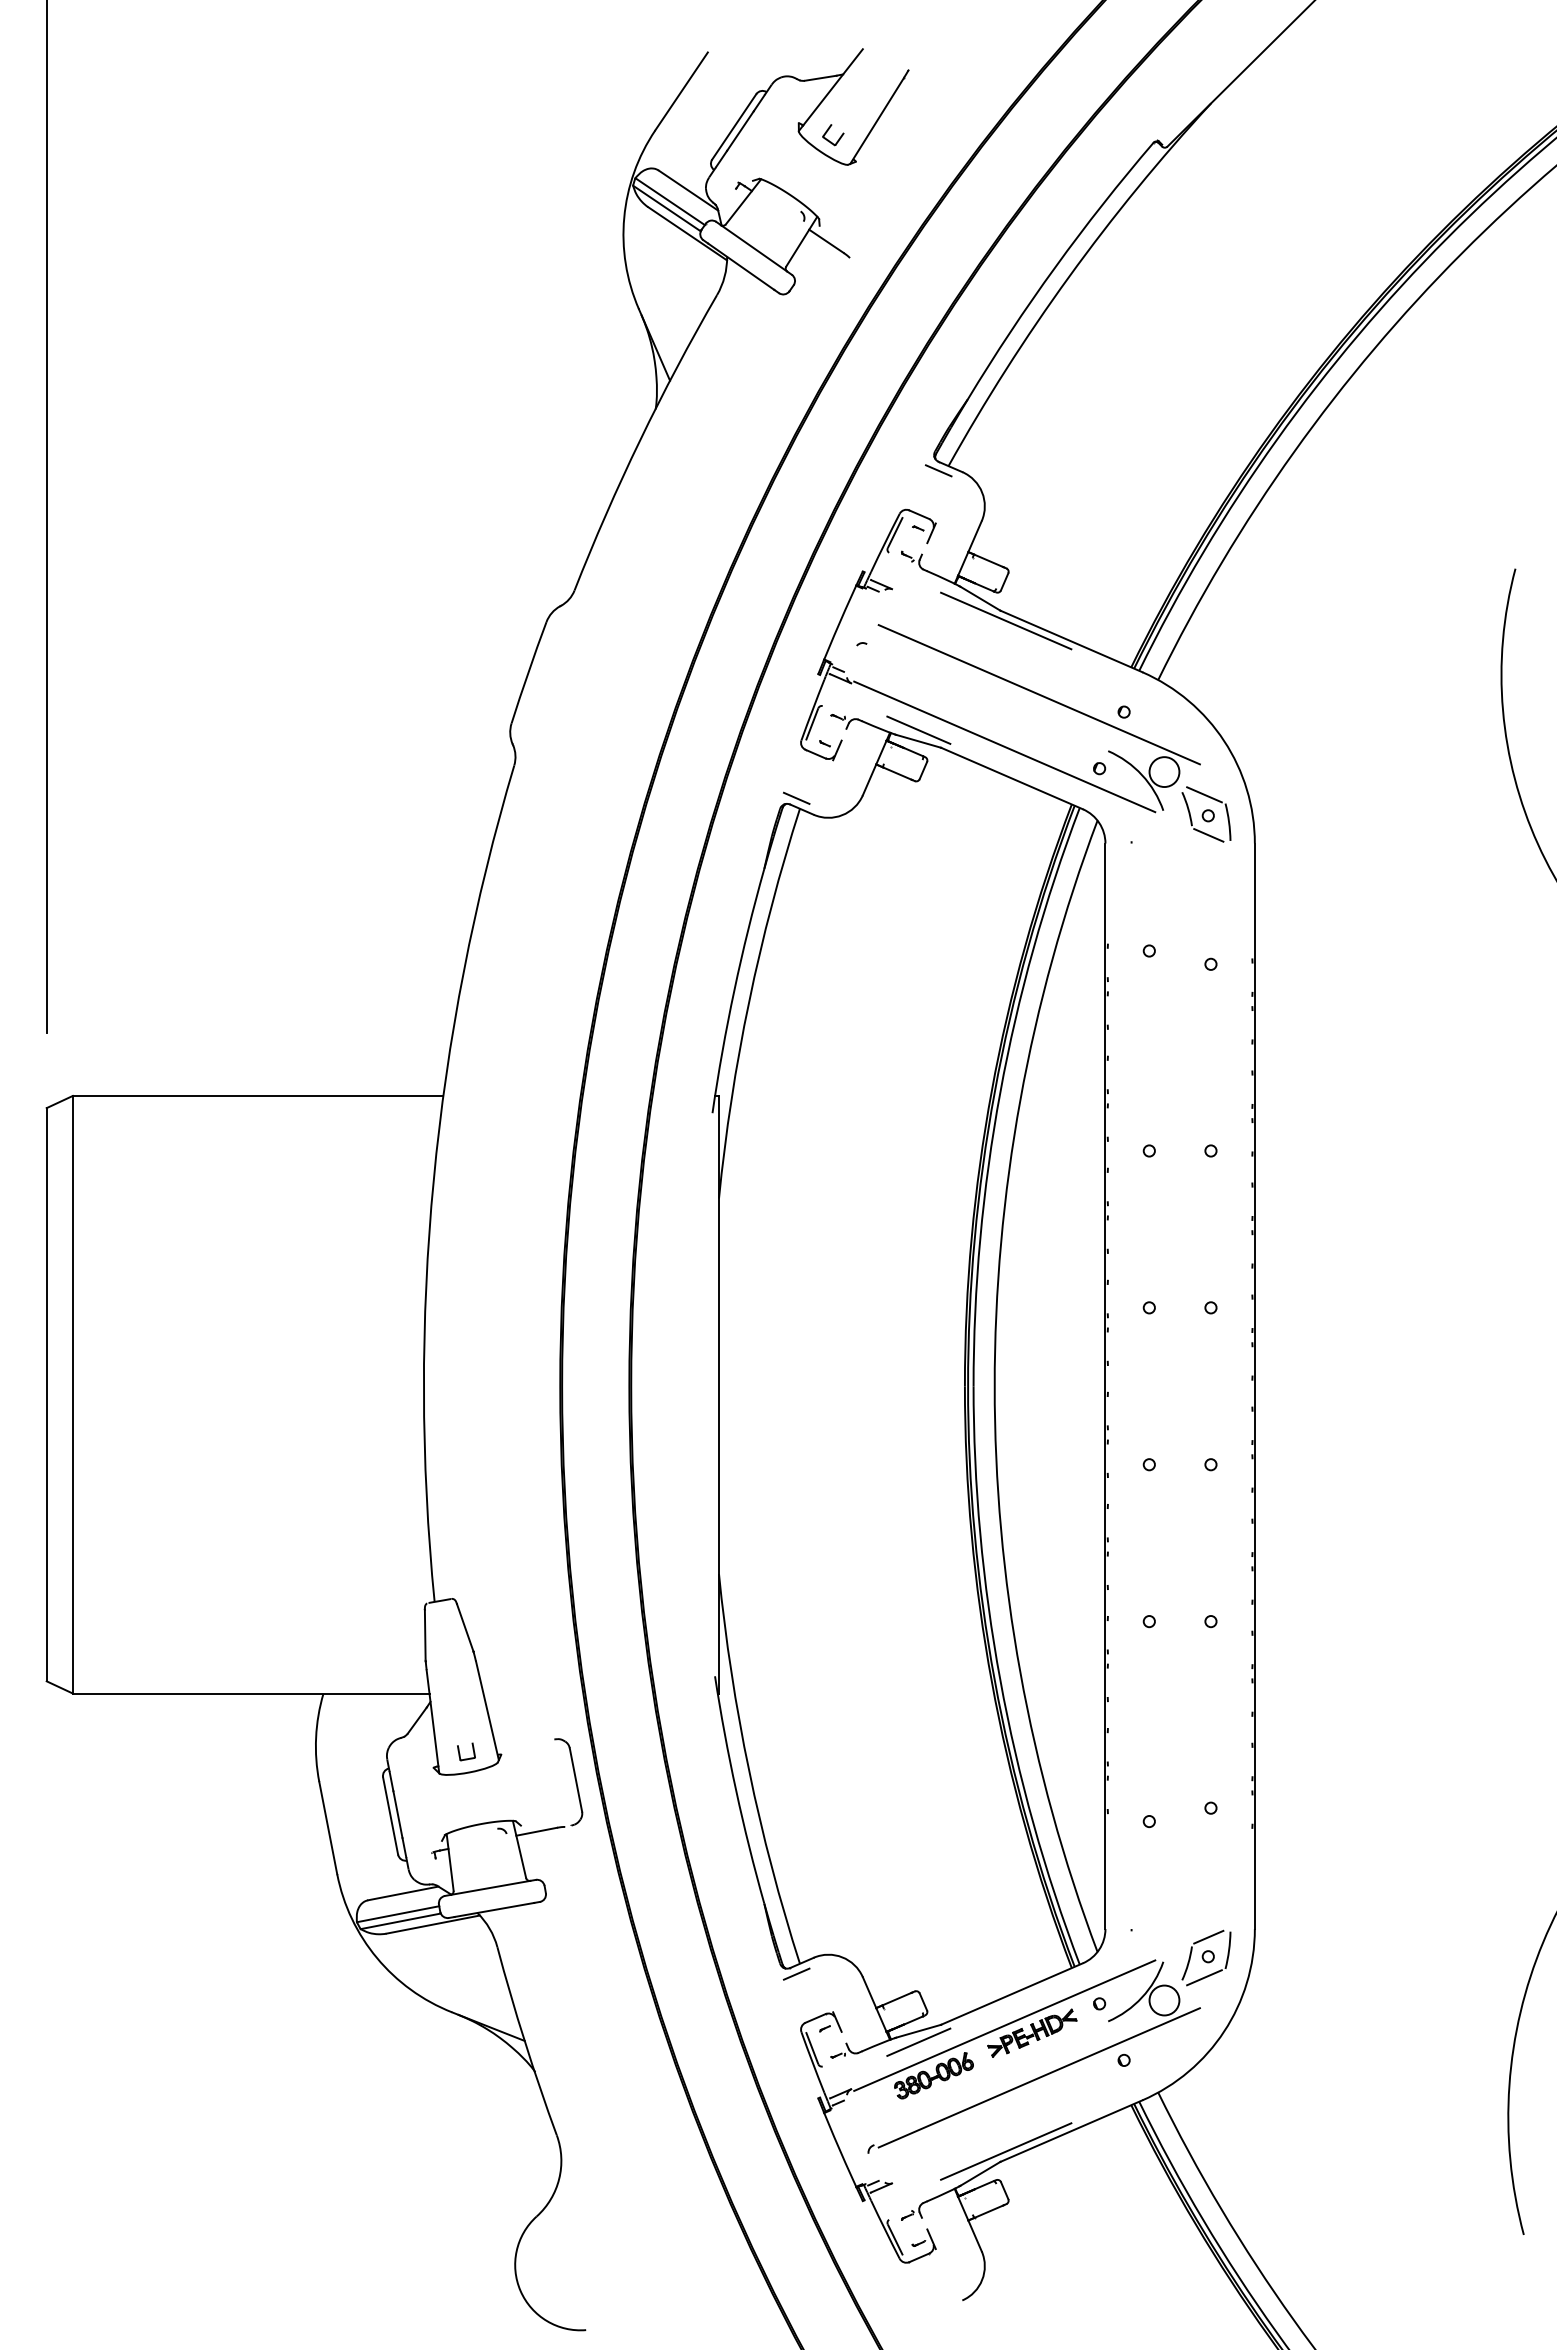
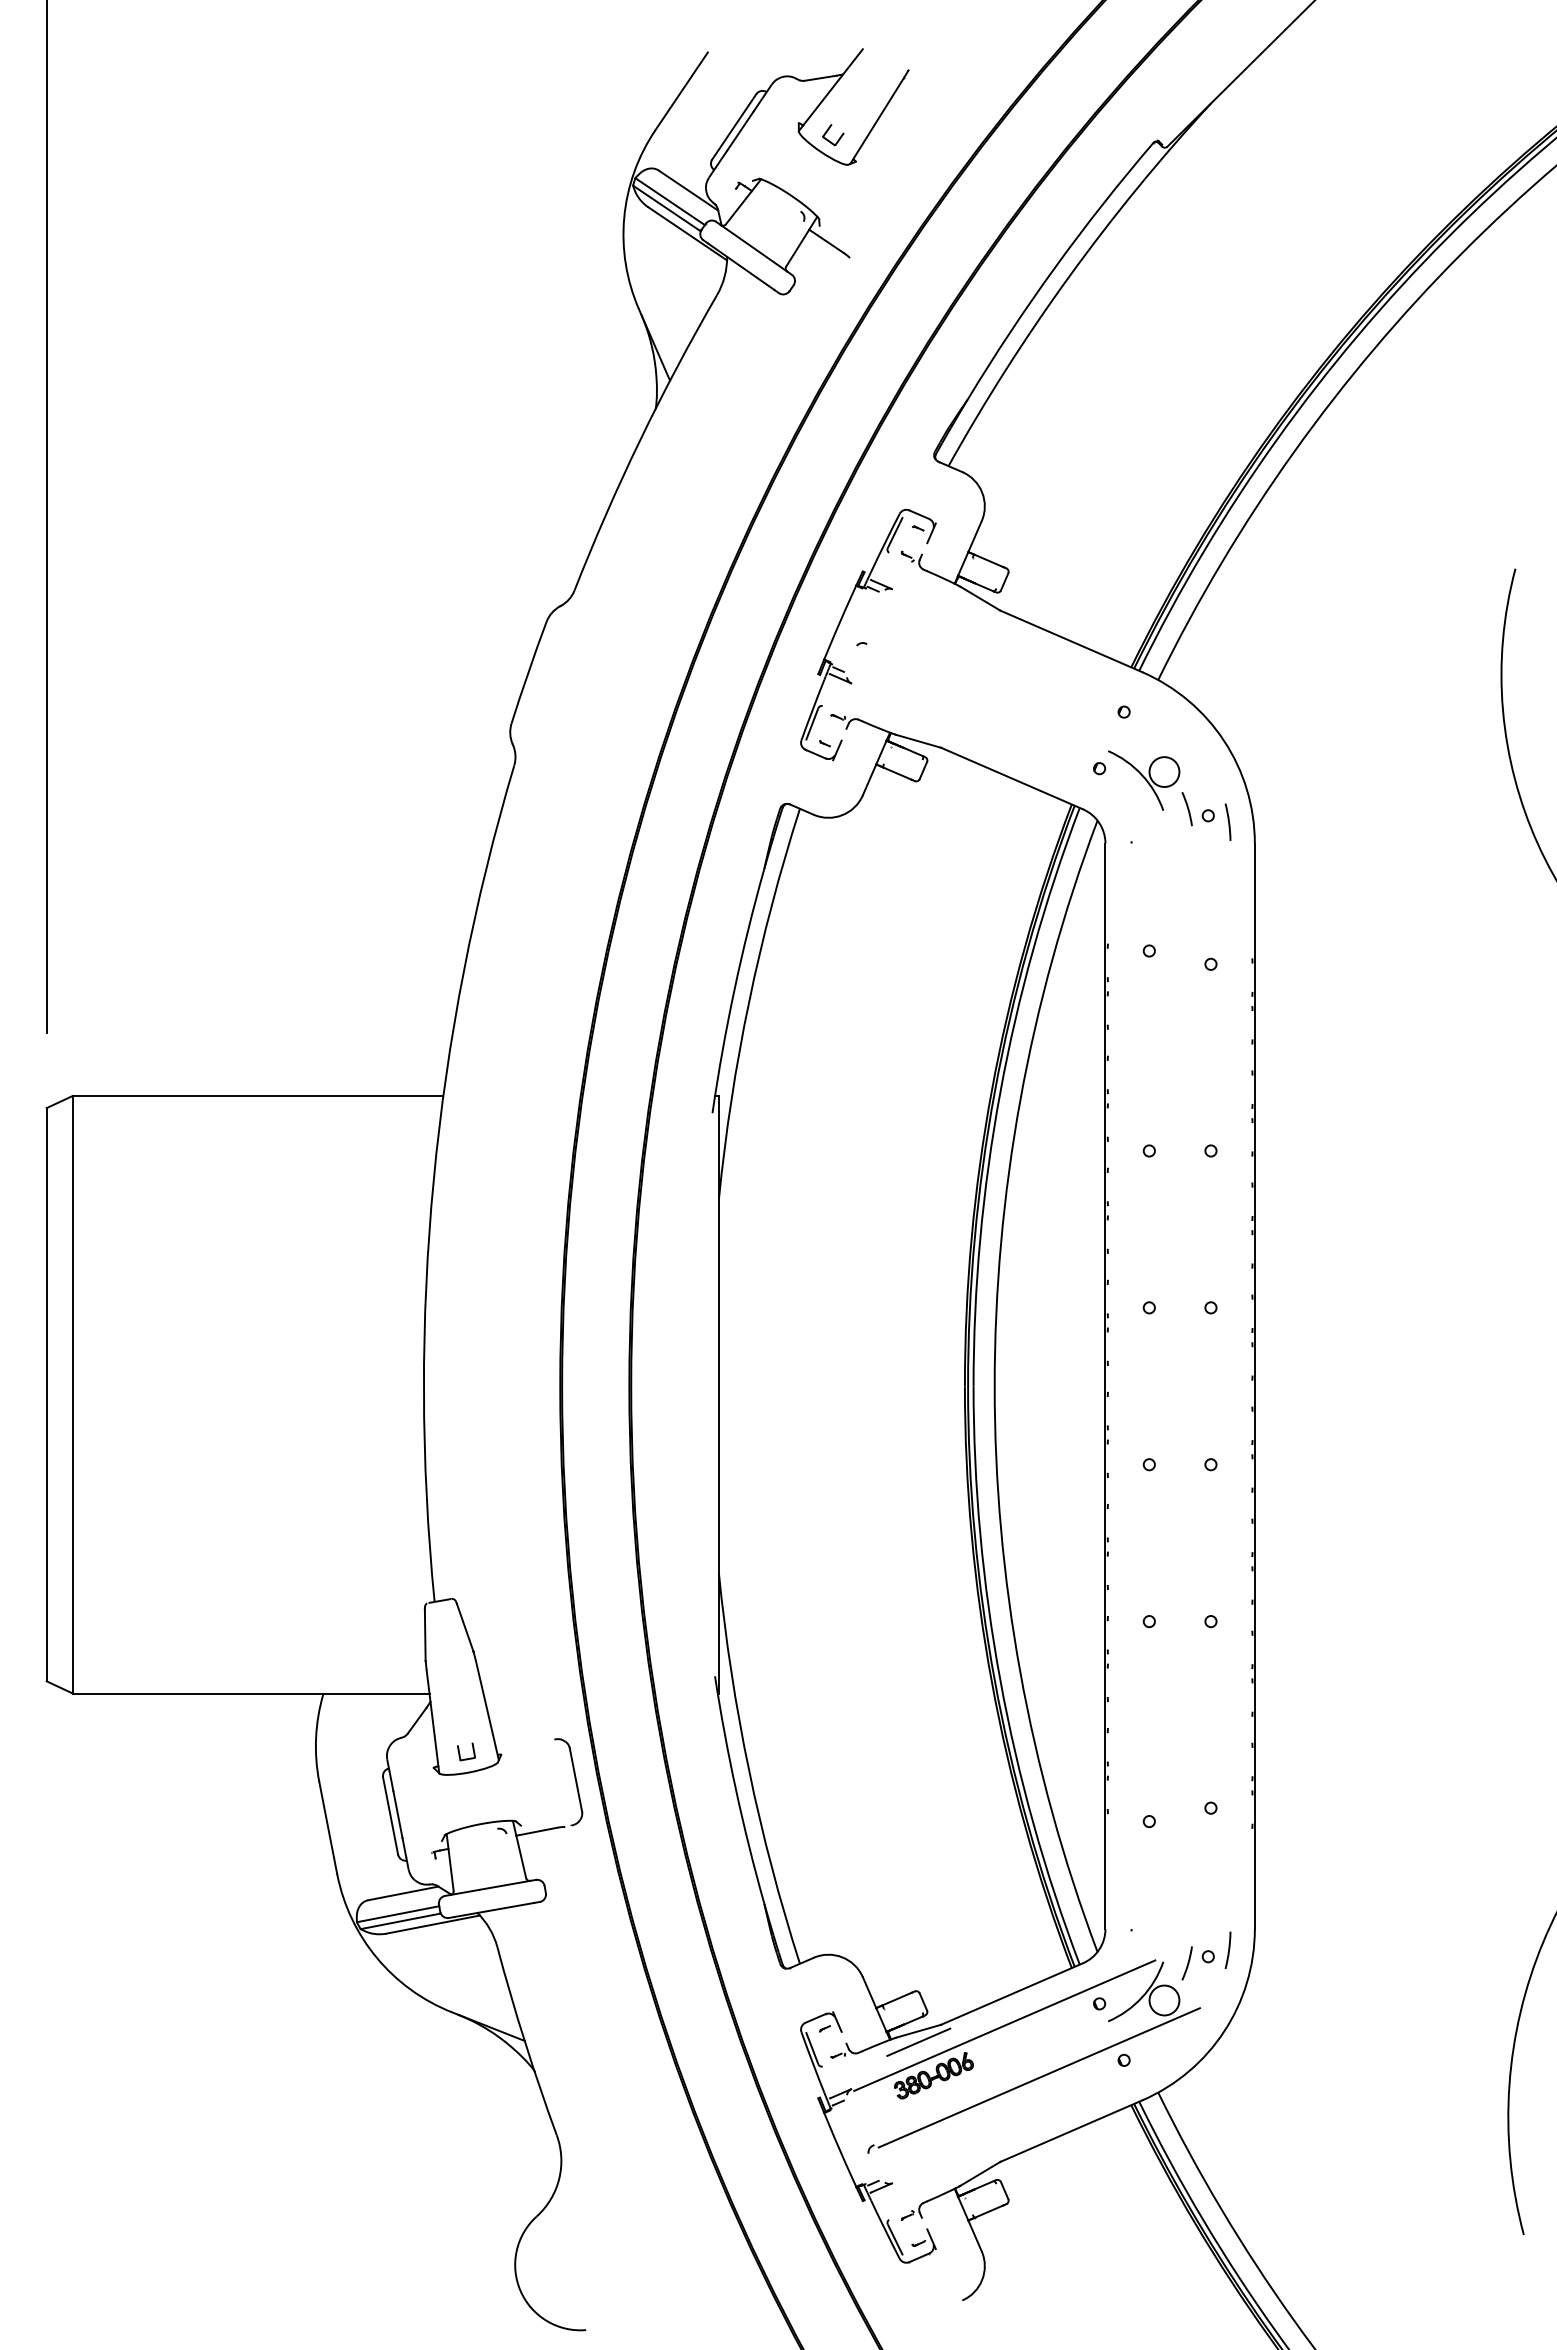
line: present -> none (938, 470)
line: present -> none (1006, 620)
line: present -> none (1038, 694)
line: present -> none (918, 729)
line: present -> none (1004, 746)
line: present -> none (1204, 794)
line: present -> none (796, 797)
line: present -> none (1208, 835)
line: present -> none (1208, 1936)
line: present -> none (796, 1973)
line: present -> none (1204, 1977)
part: present -> none (1032, 2032)
line: present -> none (1006, 2151)
